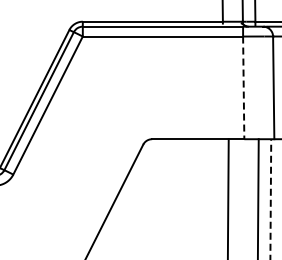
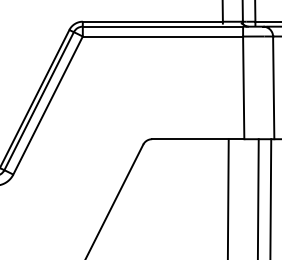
line: dashed -> solid (243, 88)
line: dashed -> solid (270, 199)
